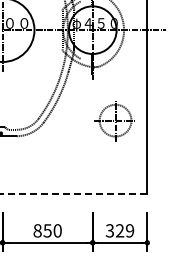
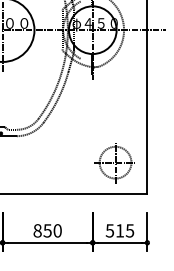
part position: (114, 121) -> (114, 163) (114, 163)
line: dashed -> solid (73, 194)
text: 329 -> 515 (120, 230)
